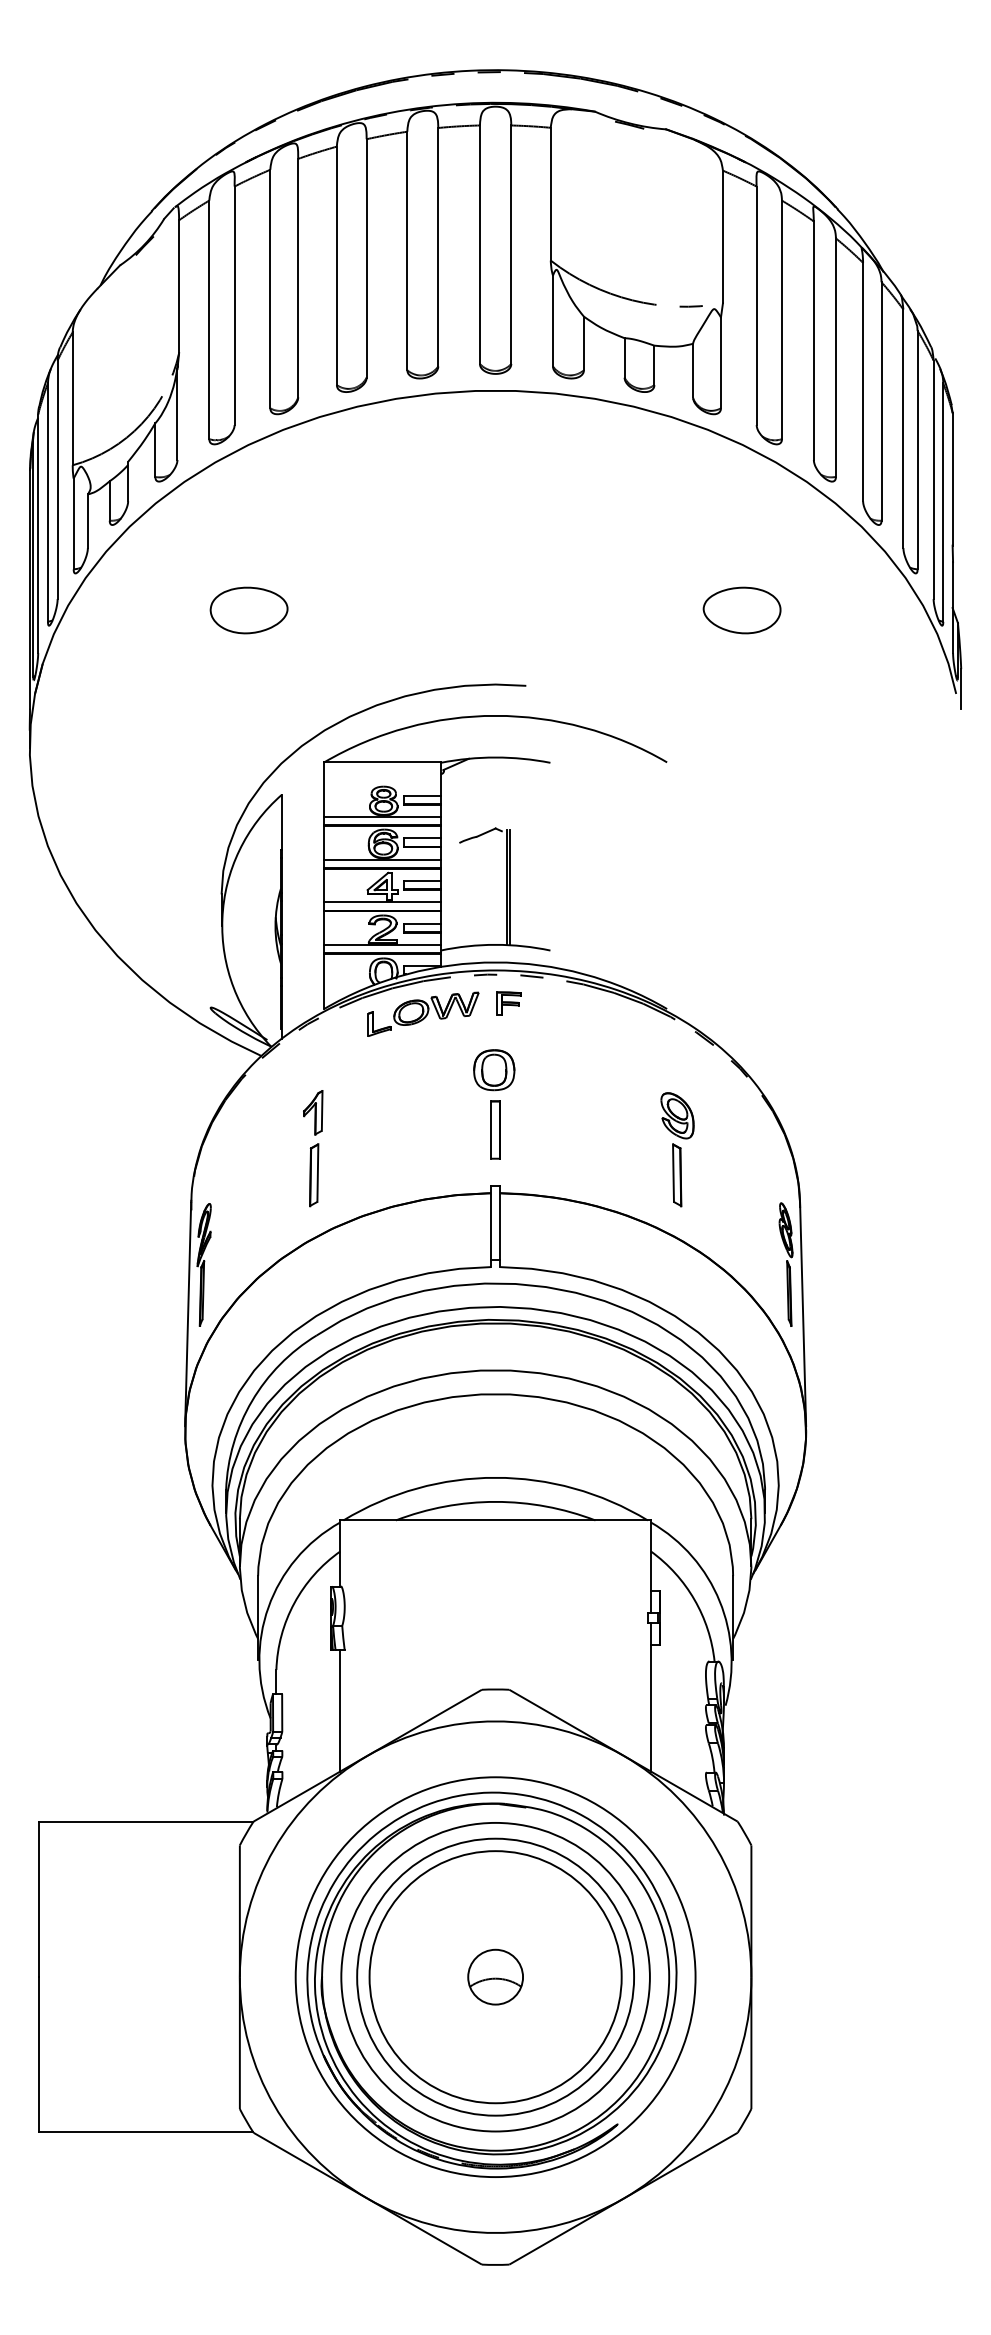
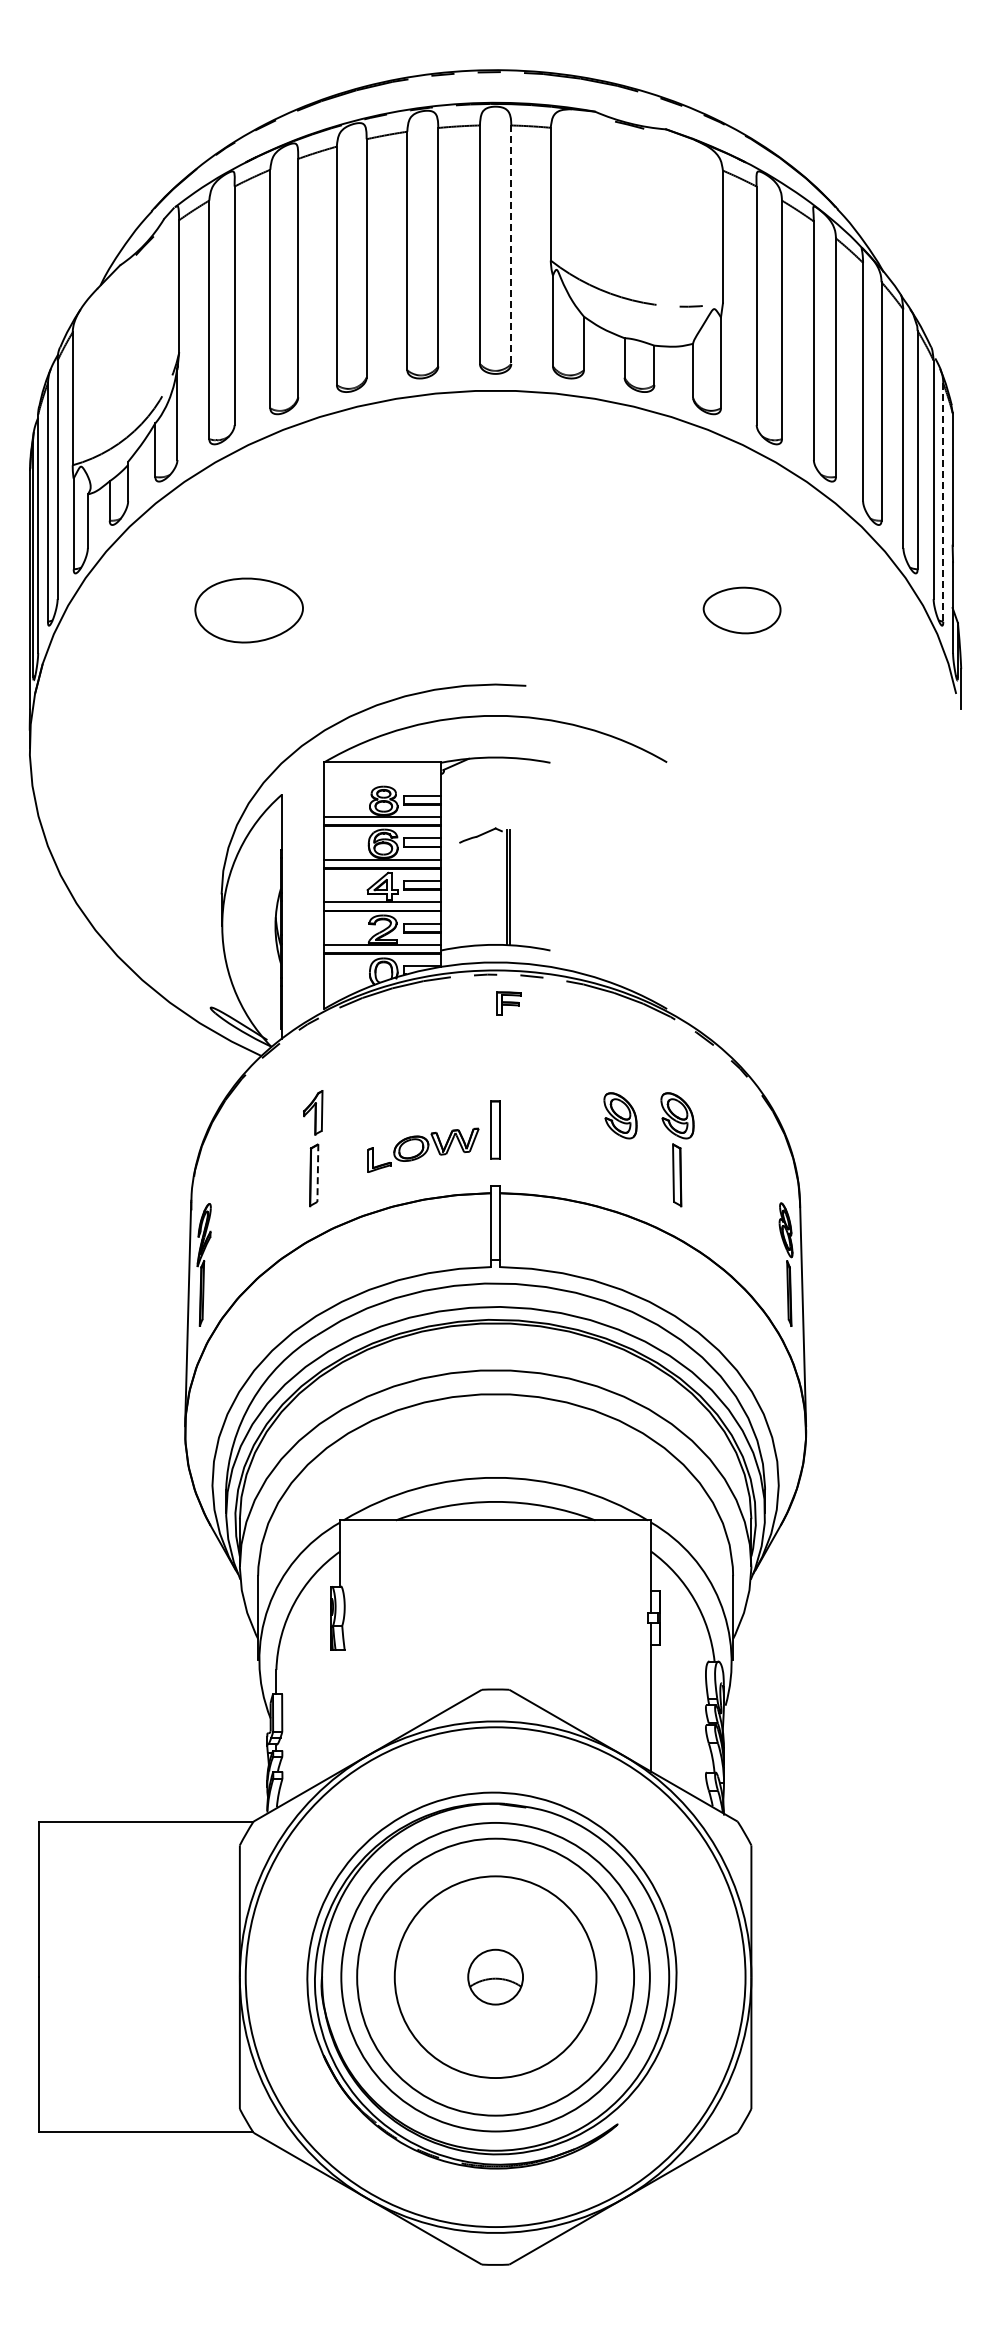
line: solid -> dashed (511, 245)
line: solid -> dashed (943, 503)
part size: 80x49 px -> 110x67 px (248, 610)
part position: (423, 1013) -> (423, 1149) (423, 1149)
part: present -> none (494, 1070)
part: none -> present (620, 1115)
line: solid -> dashed (317, 1173)
line: present -> none (340, 1710)
circle diameter: 252 px -> 202 px (495, 1977)
circle diameter: 400 px -> 500 px (495, 1977)
